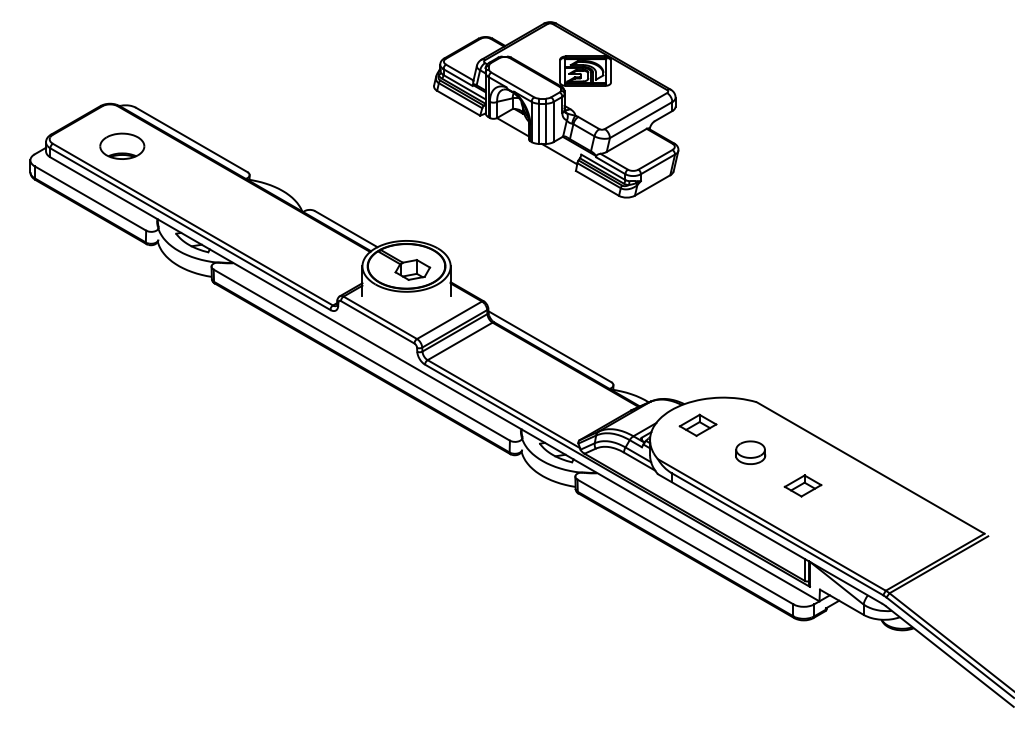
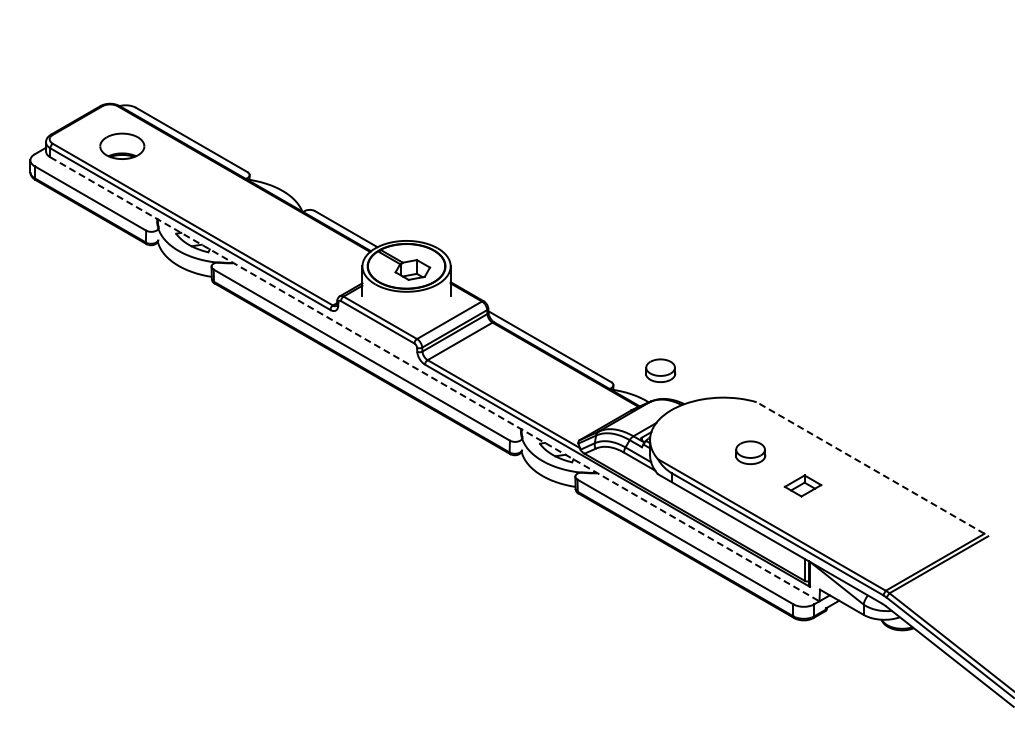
part: present -> none (556, 109)
part: none -> present (660, 370)
line: solid -> dashed (435, 379)
part: present -> none (697, 424)
line: solid -> dashed (870, 467)
